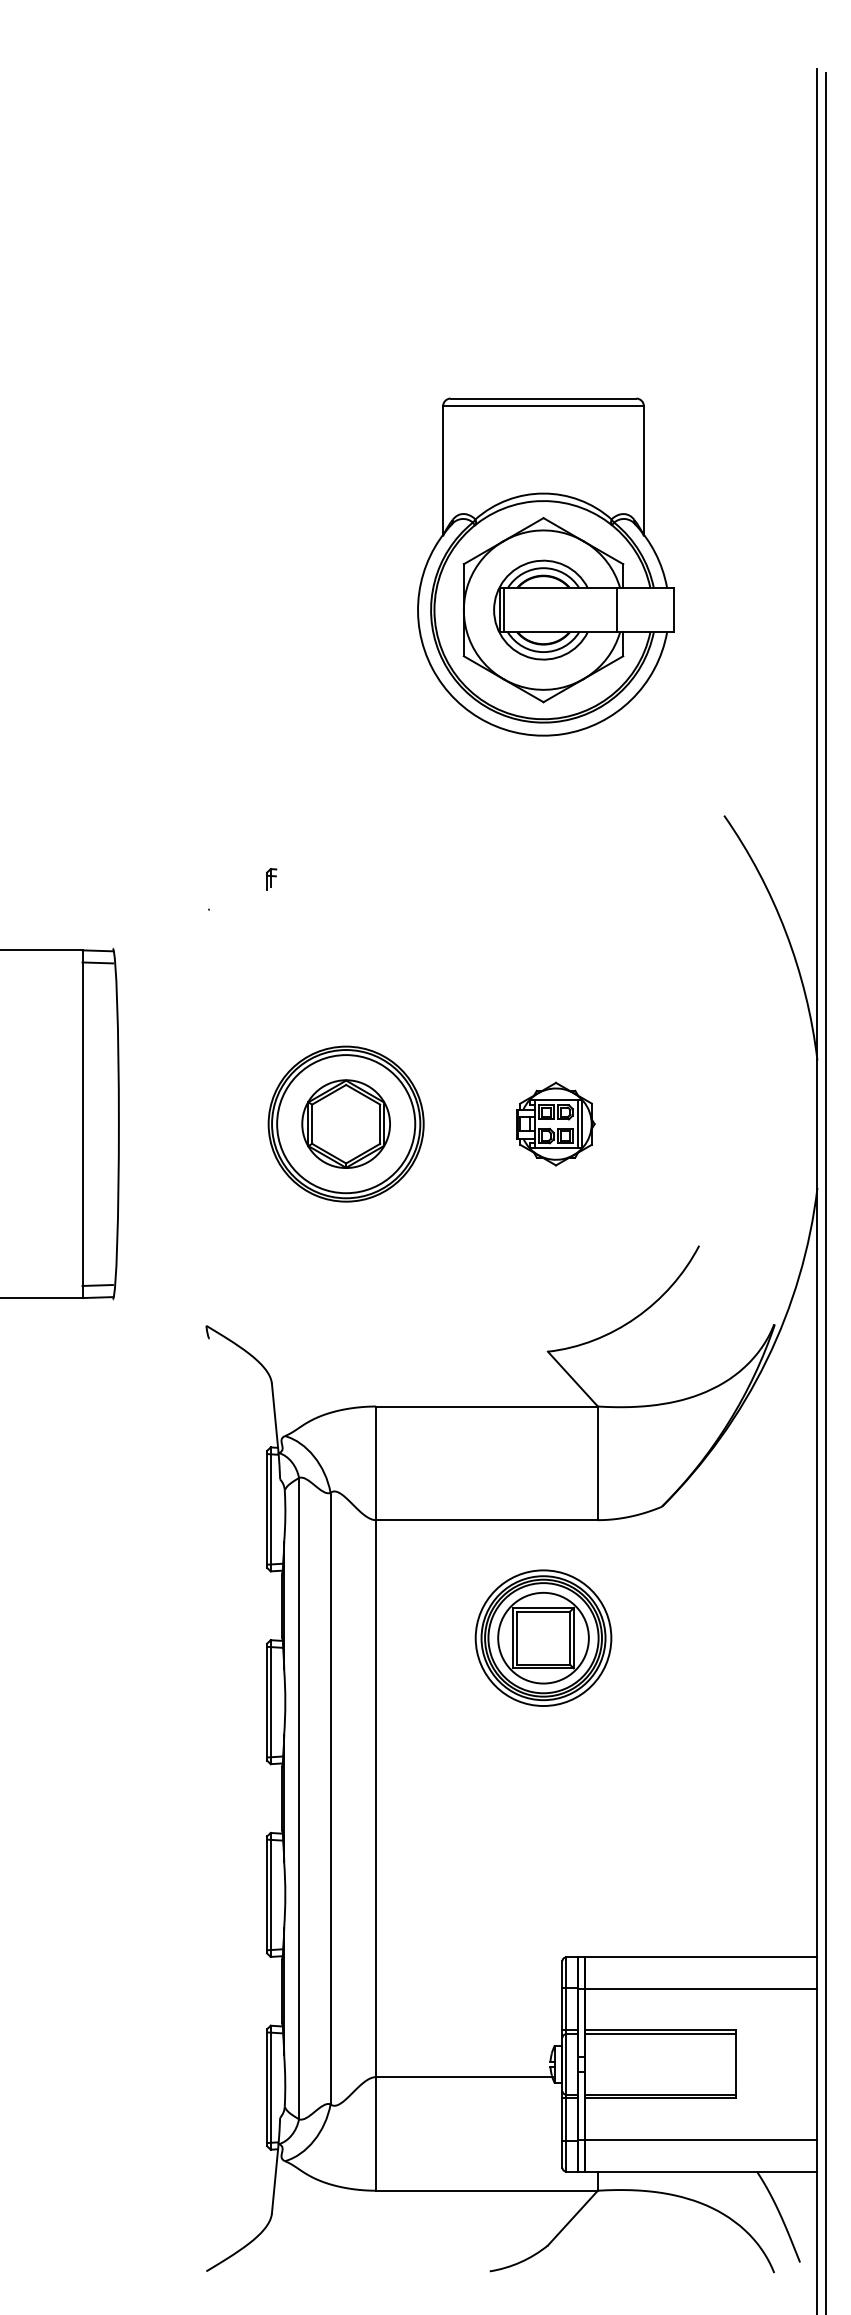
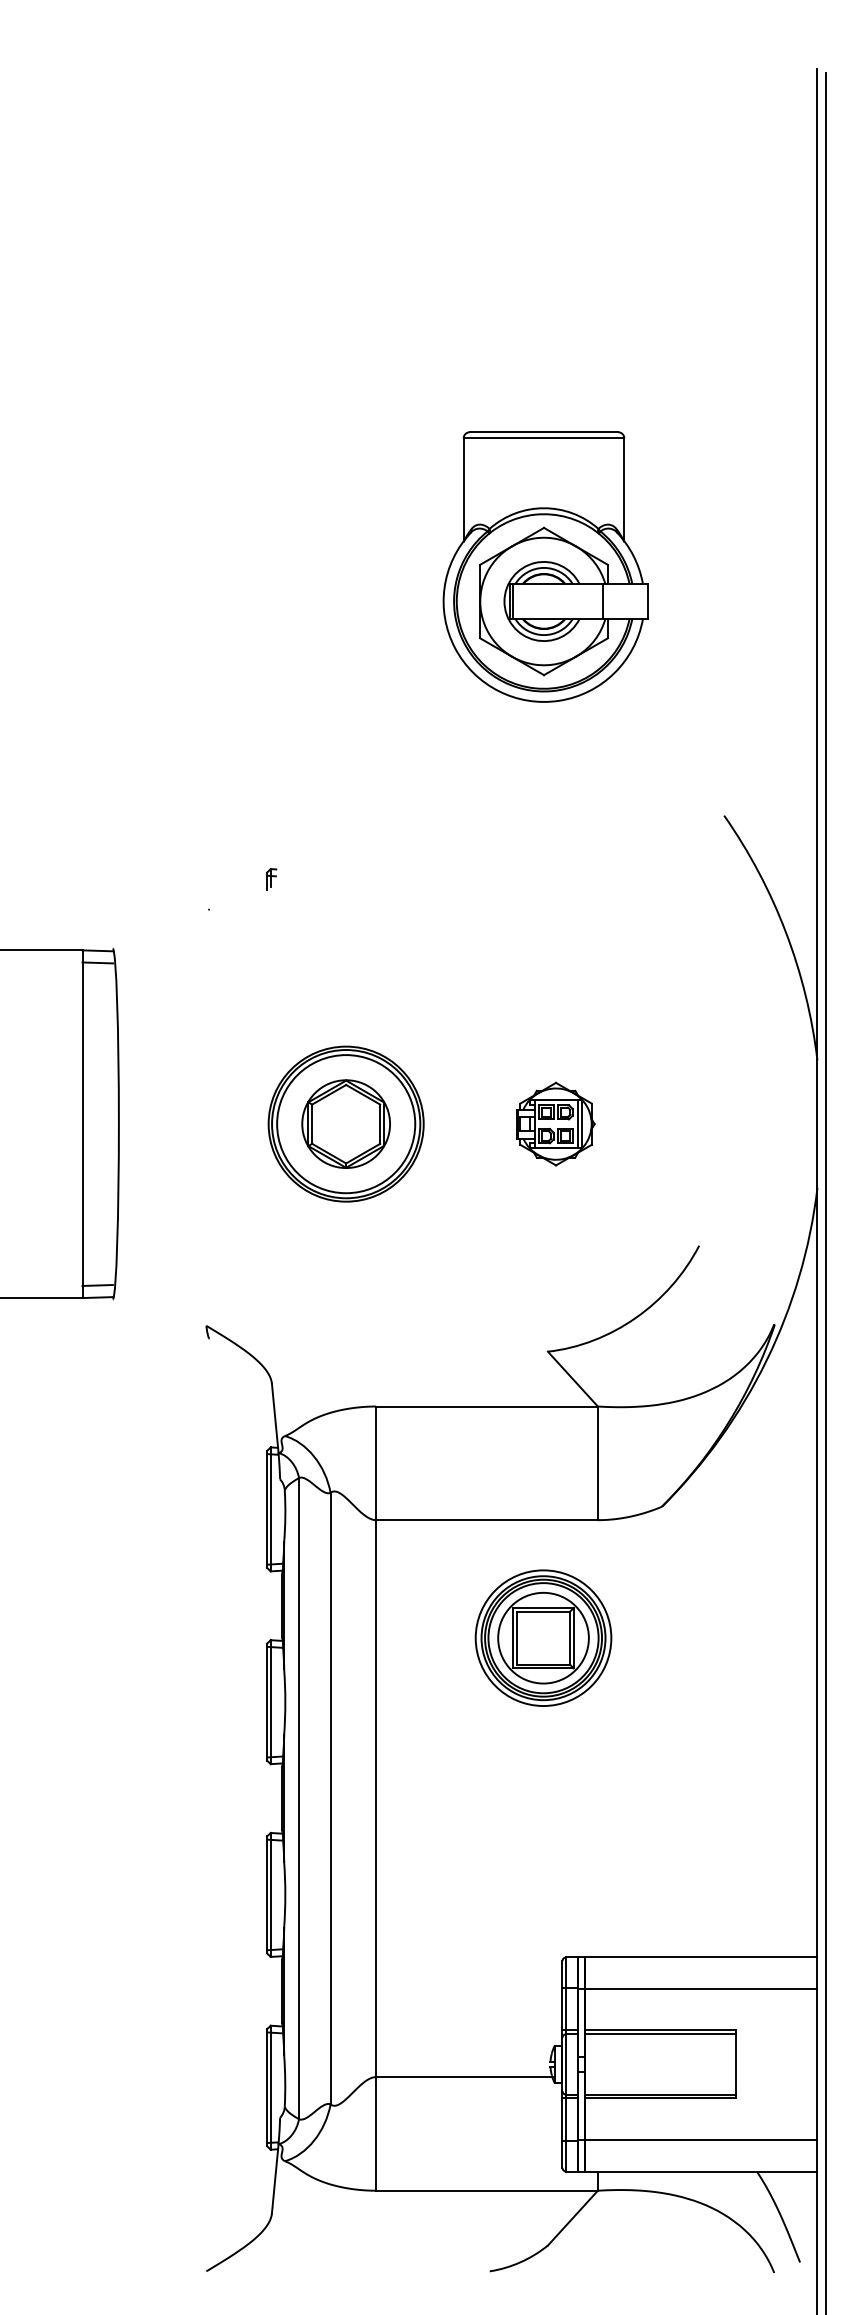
part size: 258x340 px -> 207x272 px (545, 566)
